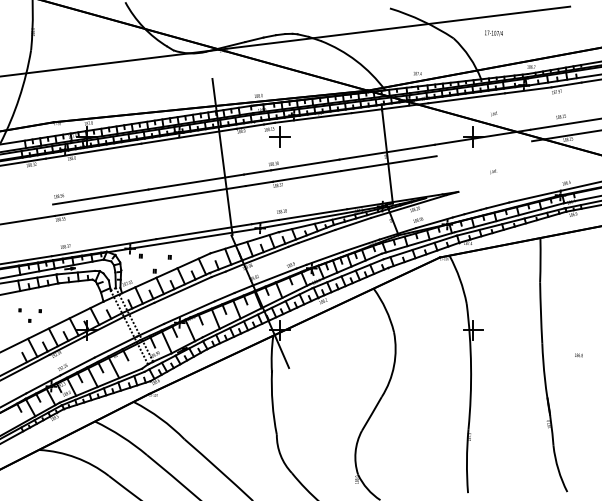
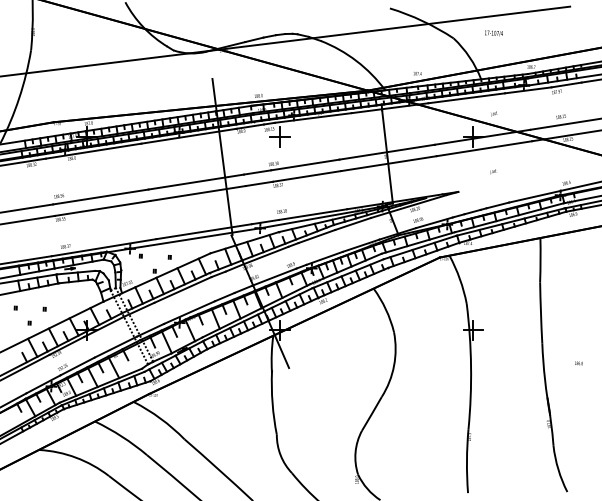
line: none -> present (484, 148)
line: none -> present (27, 208)
part size: 24x15 px -> 34x21 px (29, 315)
text position: (578, 355) -> (578, 363) (578, 363)
